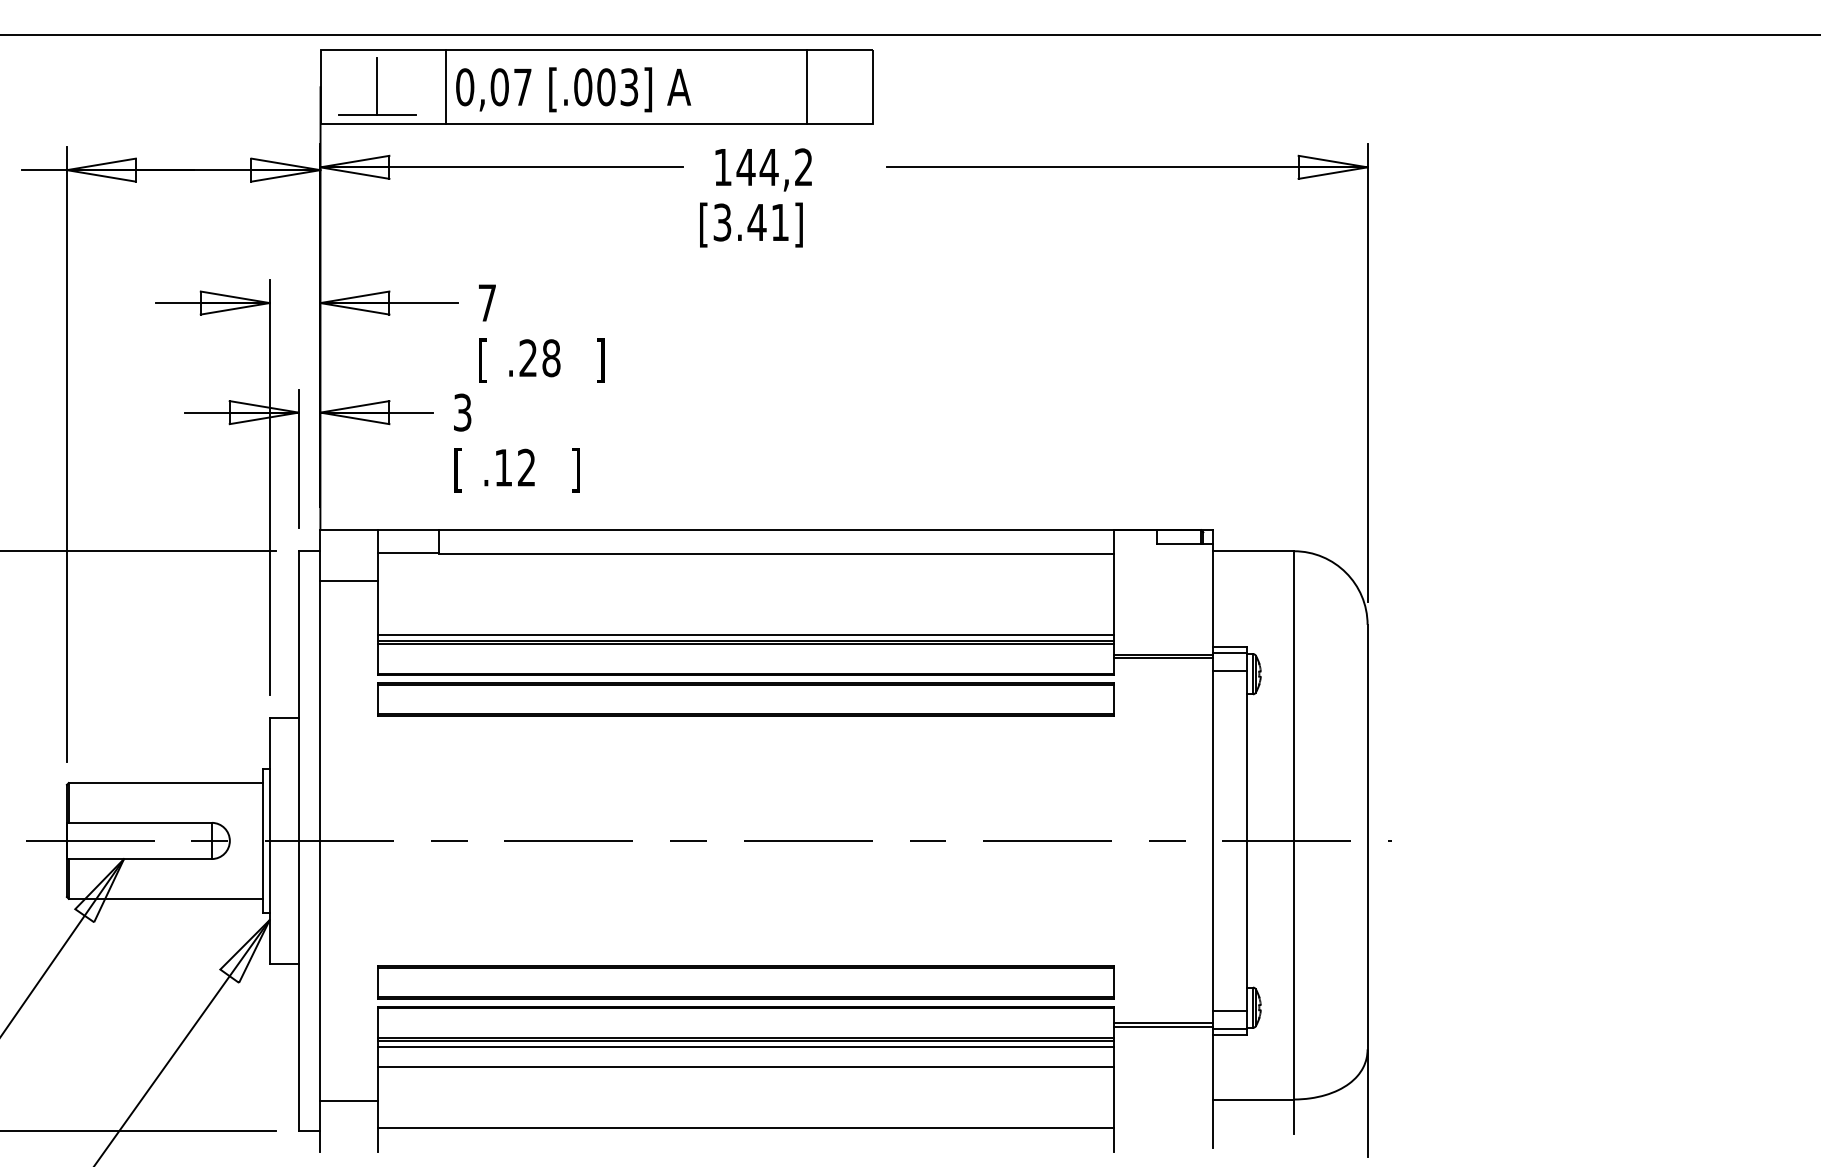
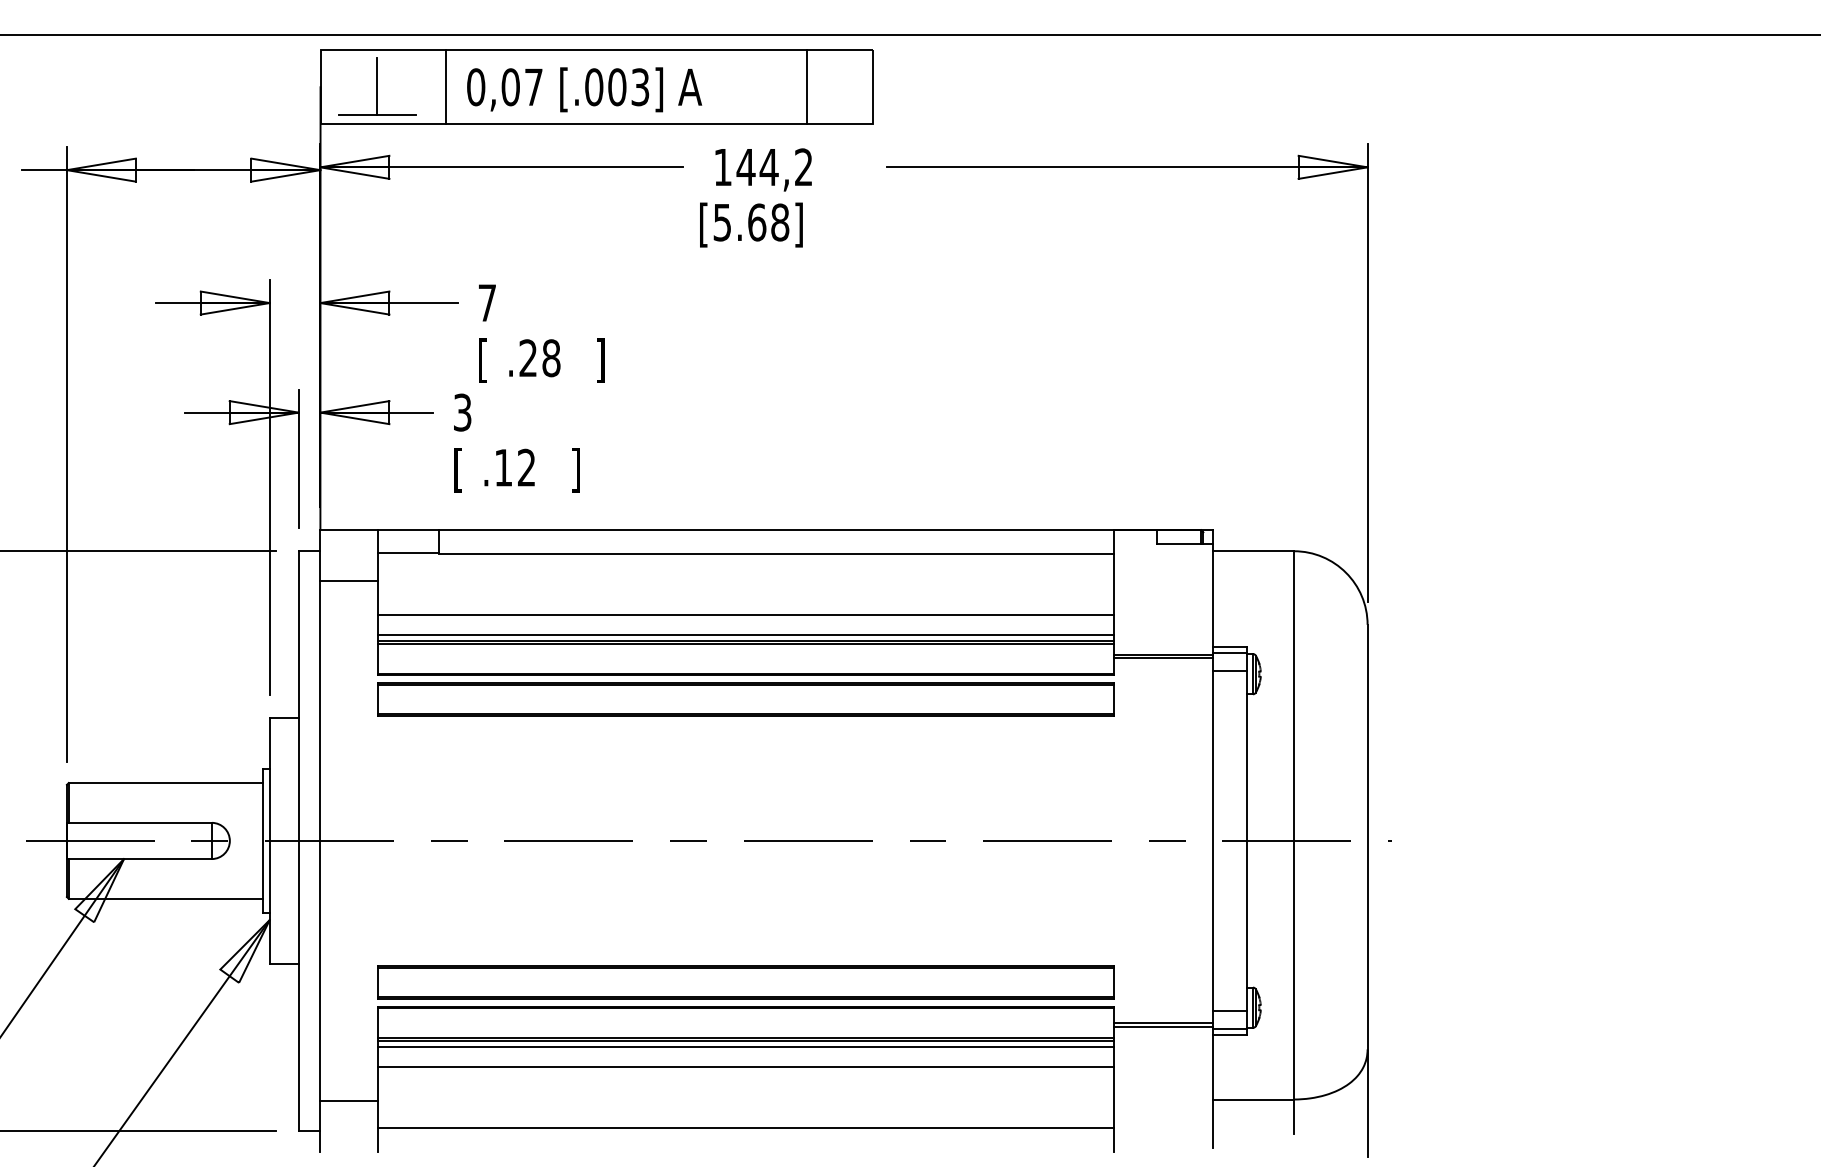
text position: (573, 89) -> (584, 89) (584, 89)
text: [3.41] -> [5.68] (751, 222)
line: none -> present (746, 615)
